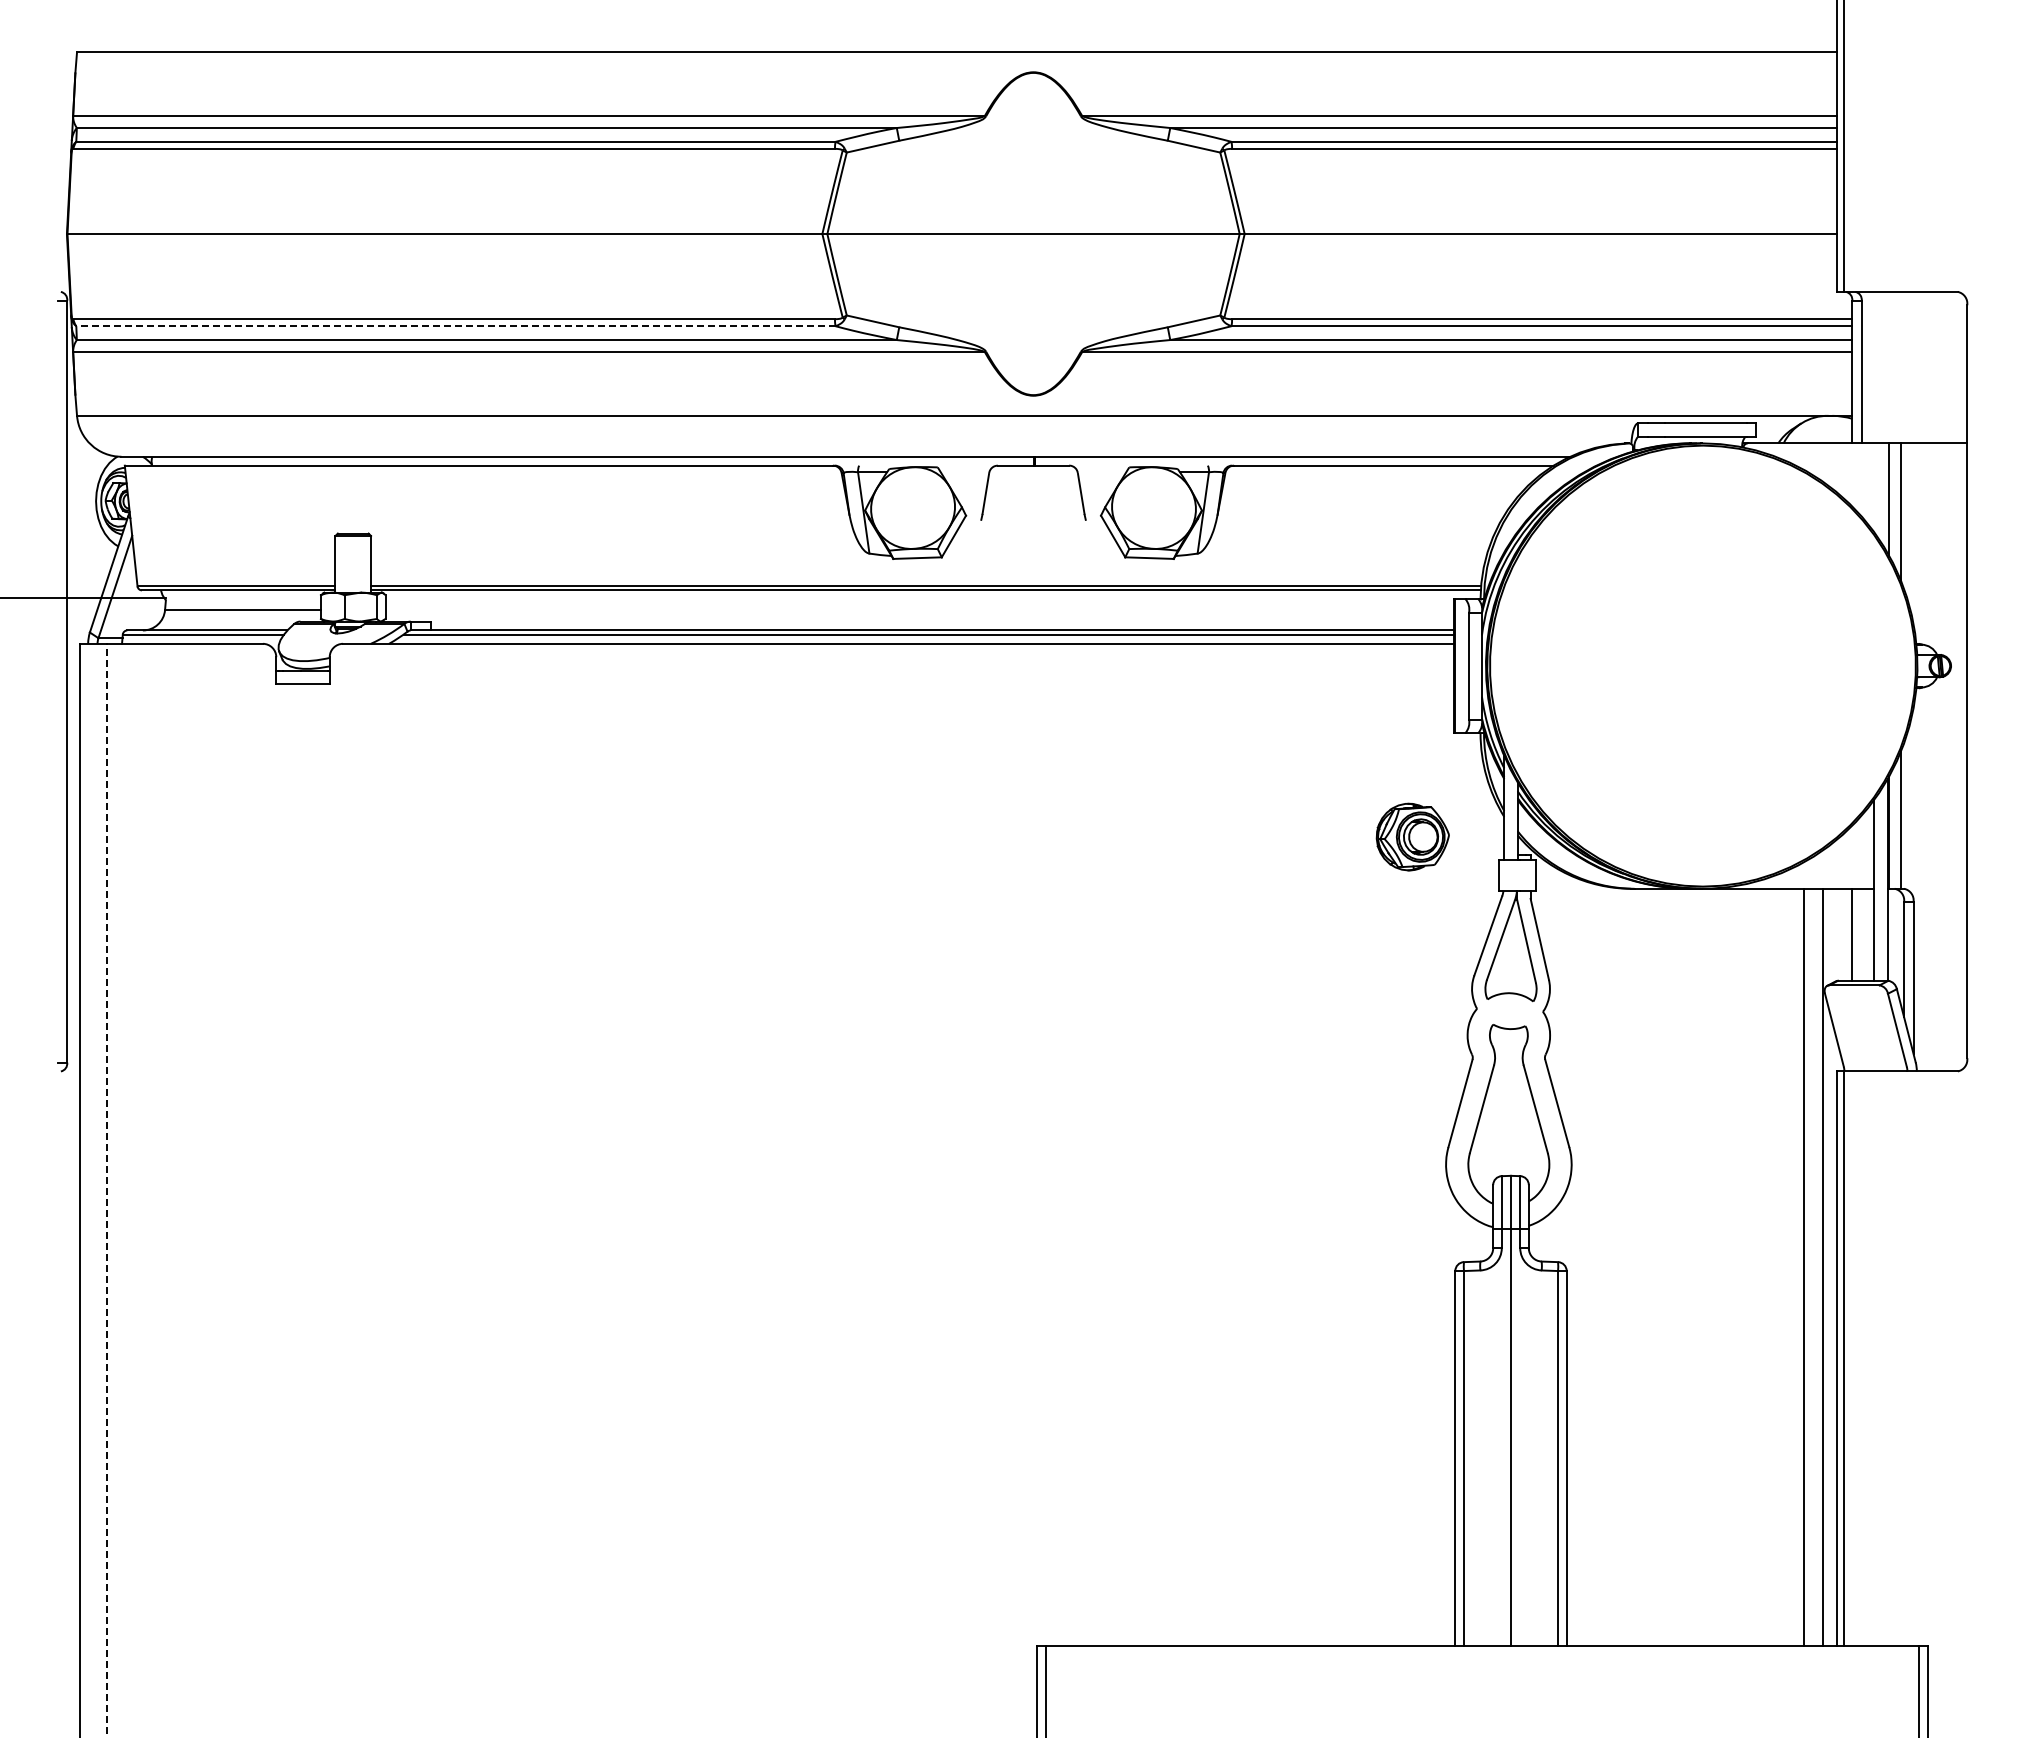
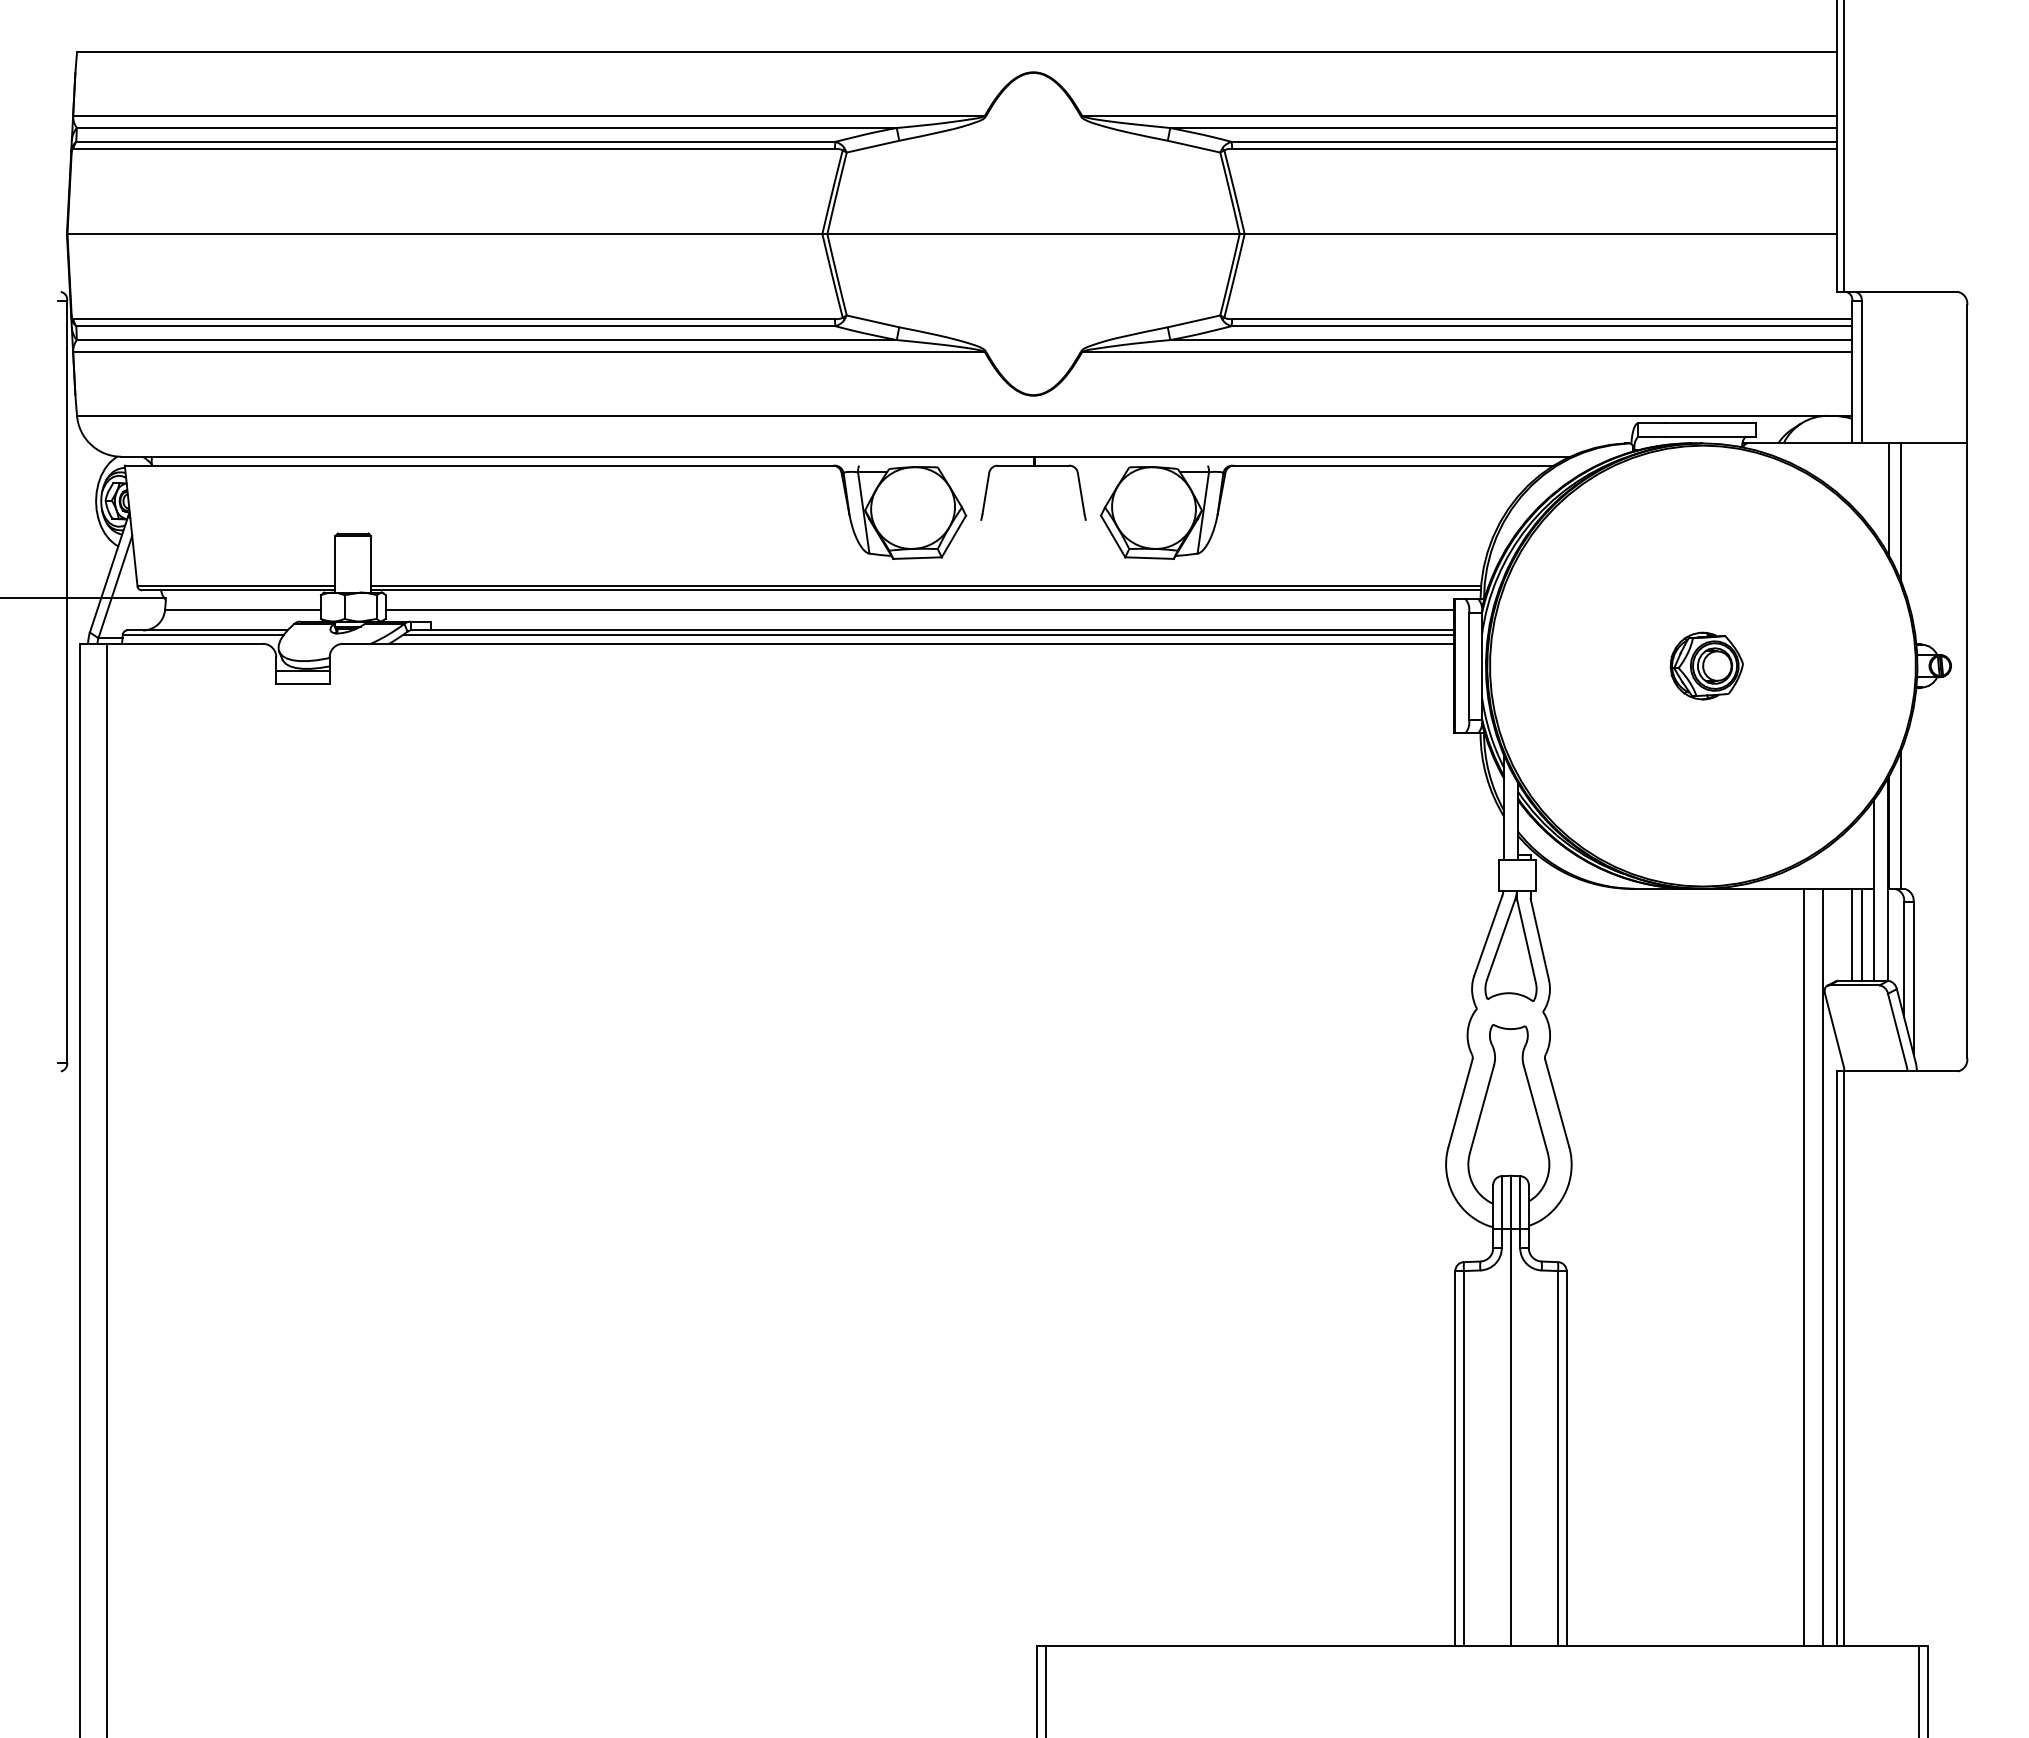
line: dashed -> solid (455, 326)
line: none -> present (919, 610)
part position: (1412, 836) -> (1706, 665) (1706, 665)
line: none -> present (1861, 934)
line: dashed -> solid (107, 1190)
